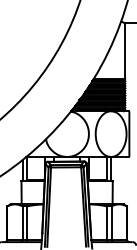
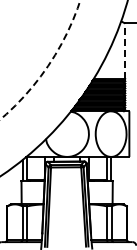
line: solid -> dashed (125, 51)
circle: solid -> dashed (40, 59)
